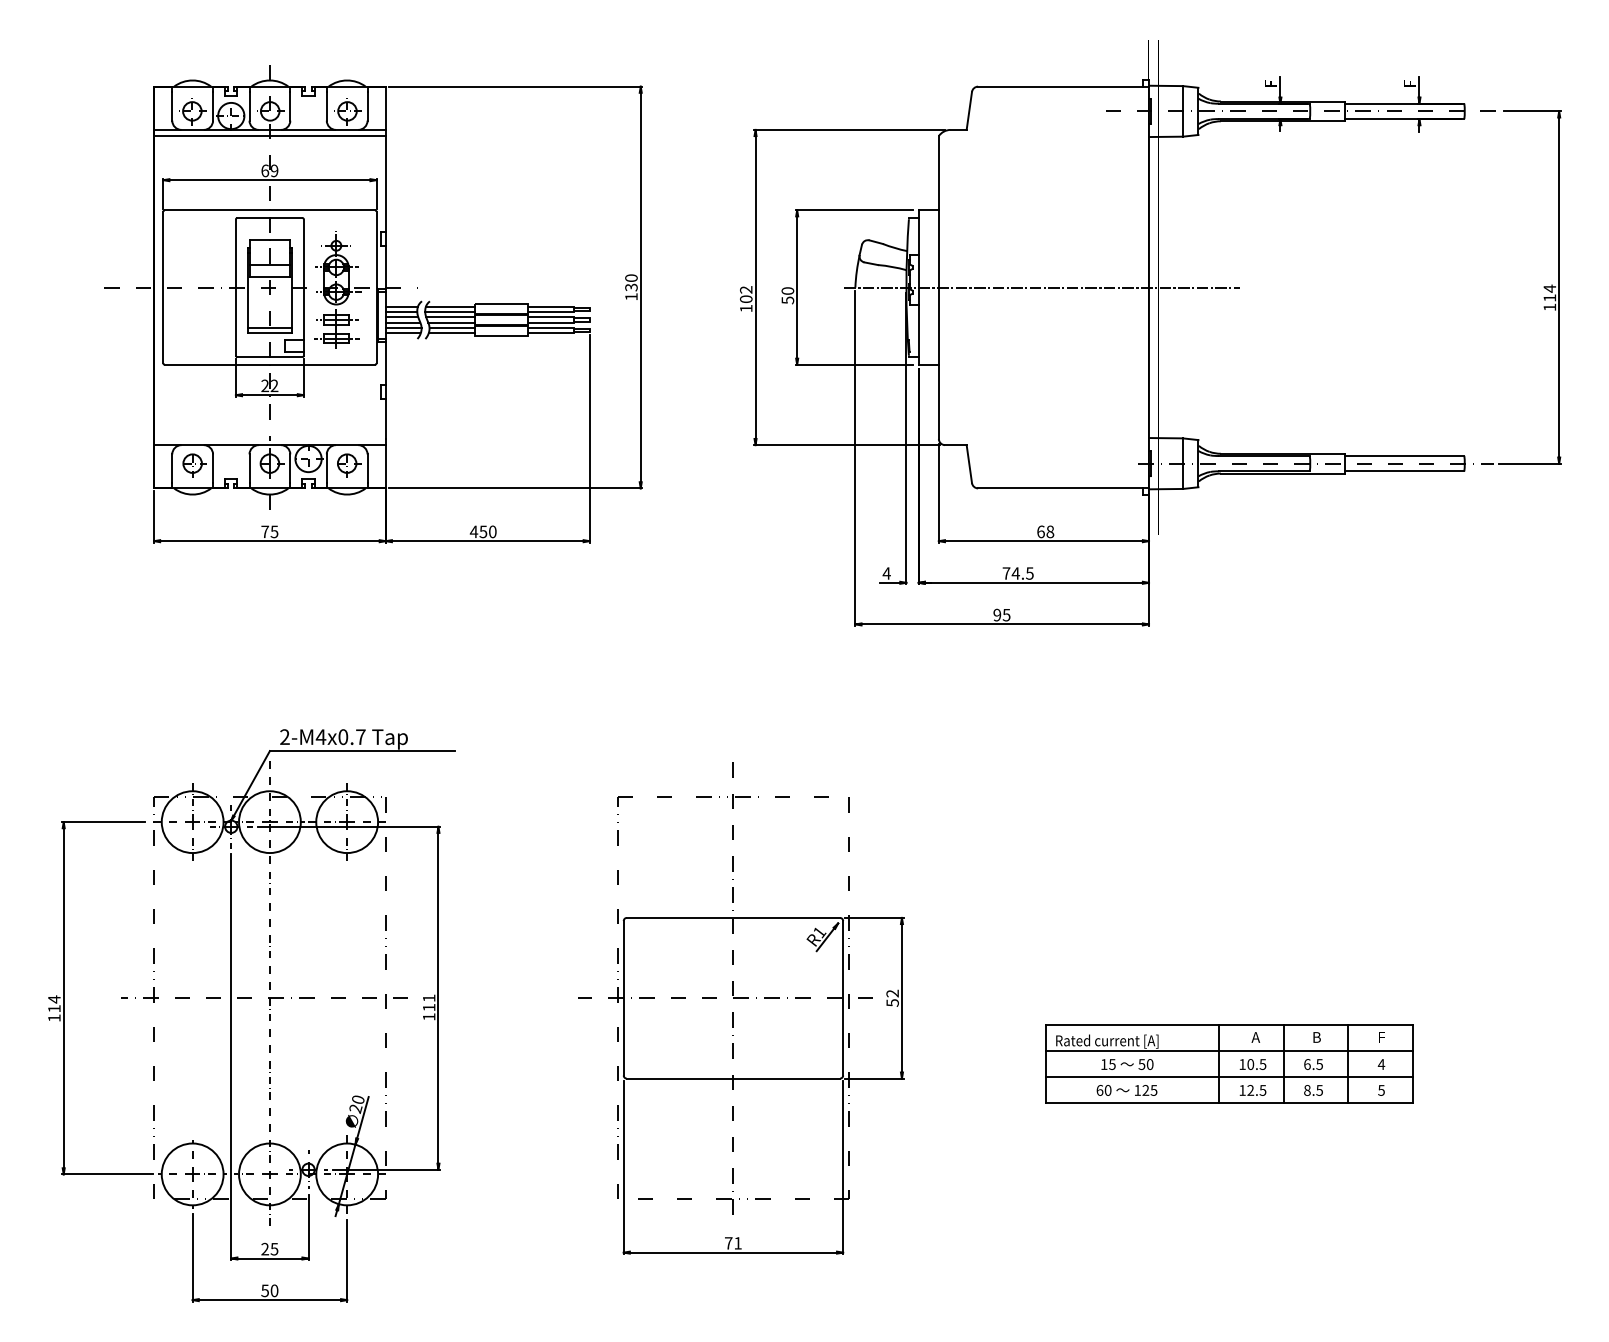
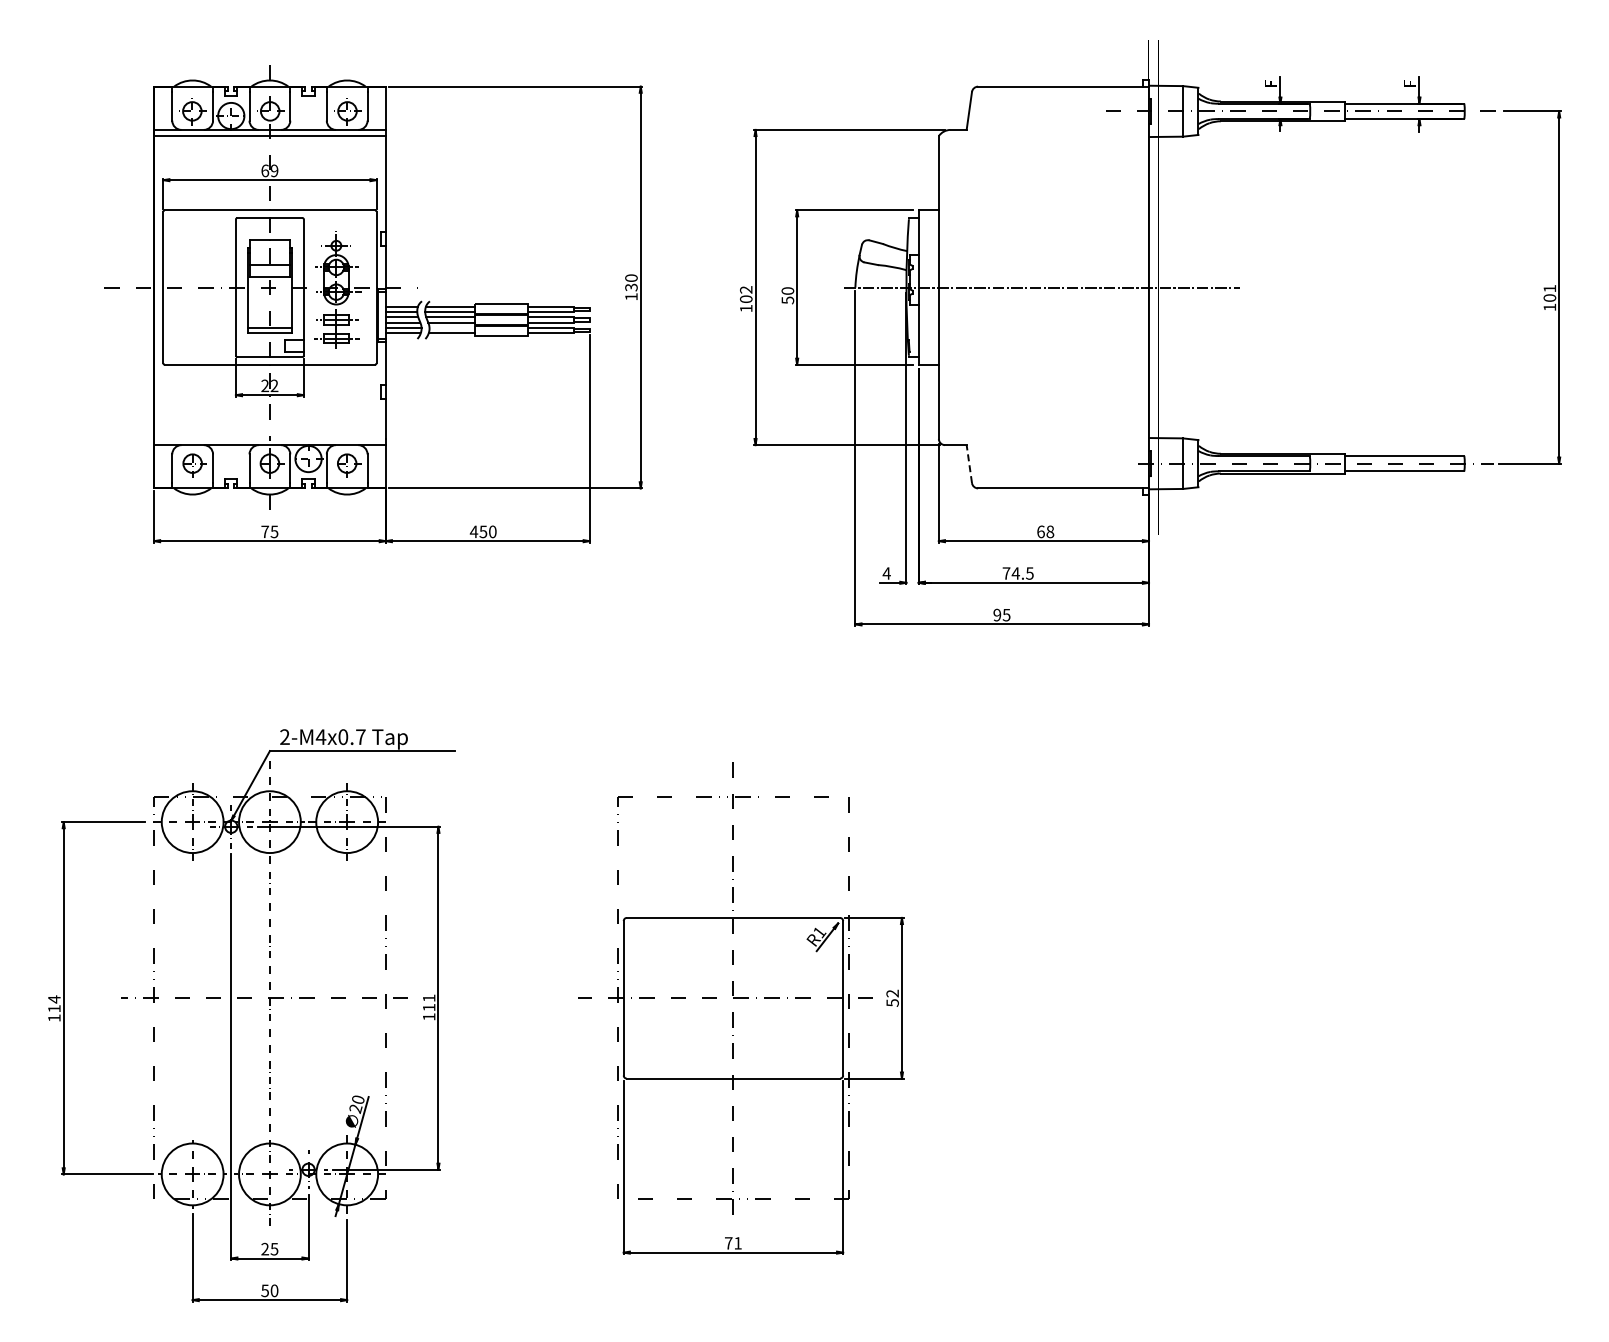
text: 114 -> 101 (1549, 292)
line: present -> none (452, 328)
line: solid -> dashed (969, 463)
part: present -> none (1229, 1063)
